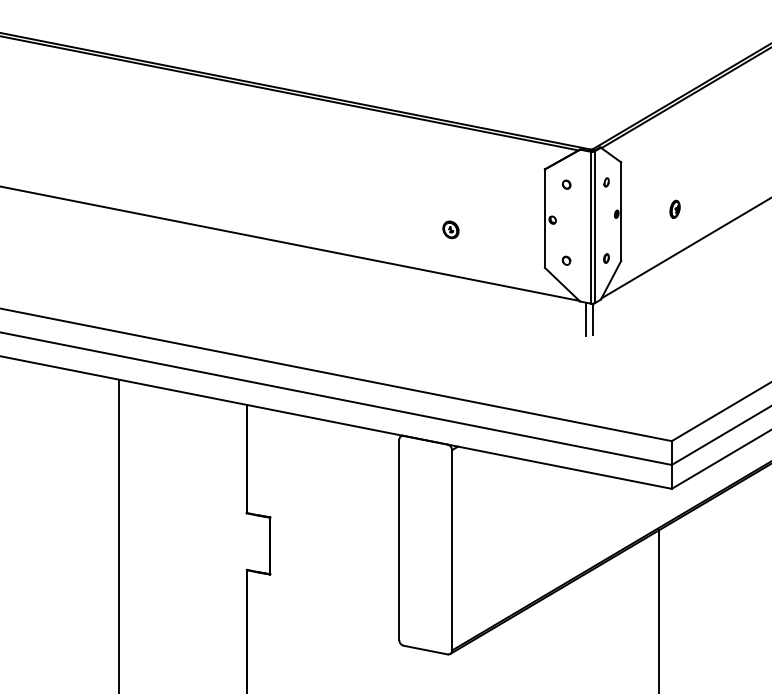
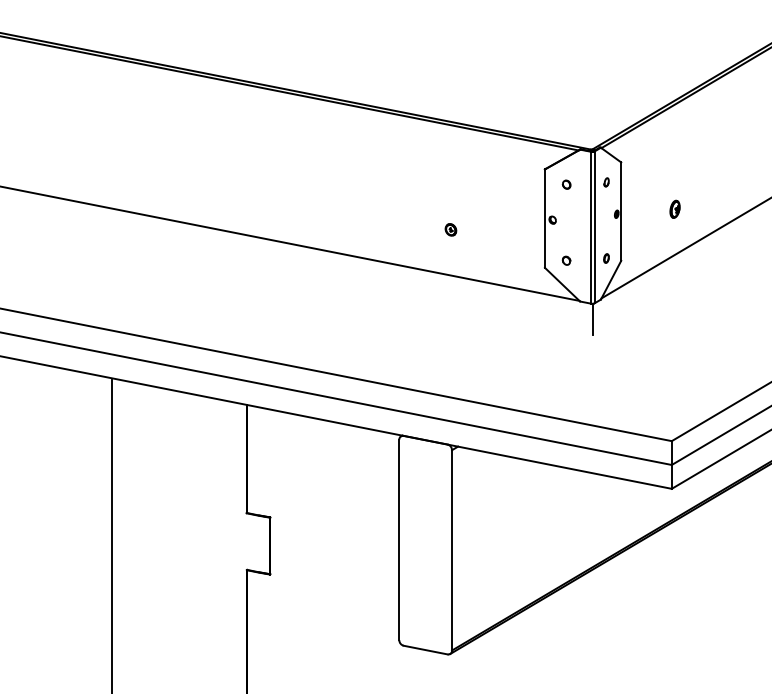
part size: 18x20 px -> 14x14 px (450, 229)
line: present -> none (585, 318)
line position: (119, 534) -> (112, 534) (112, 534)
line: present -> none (659, 610)
